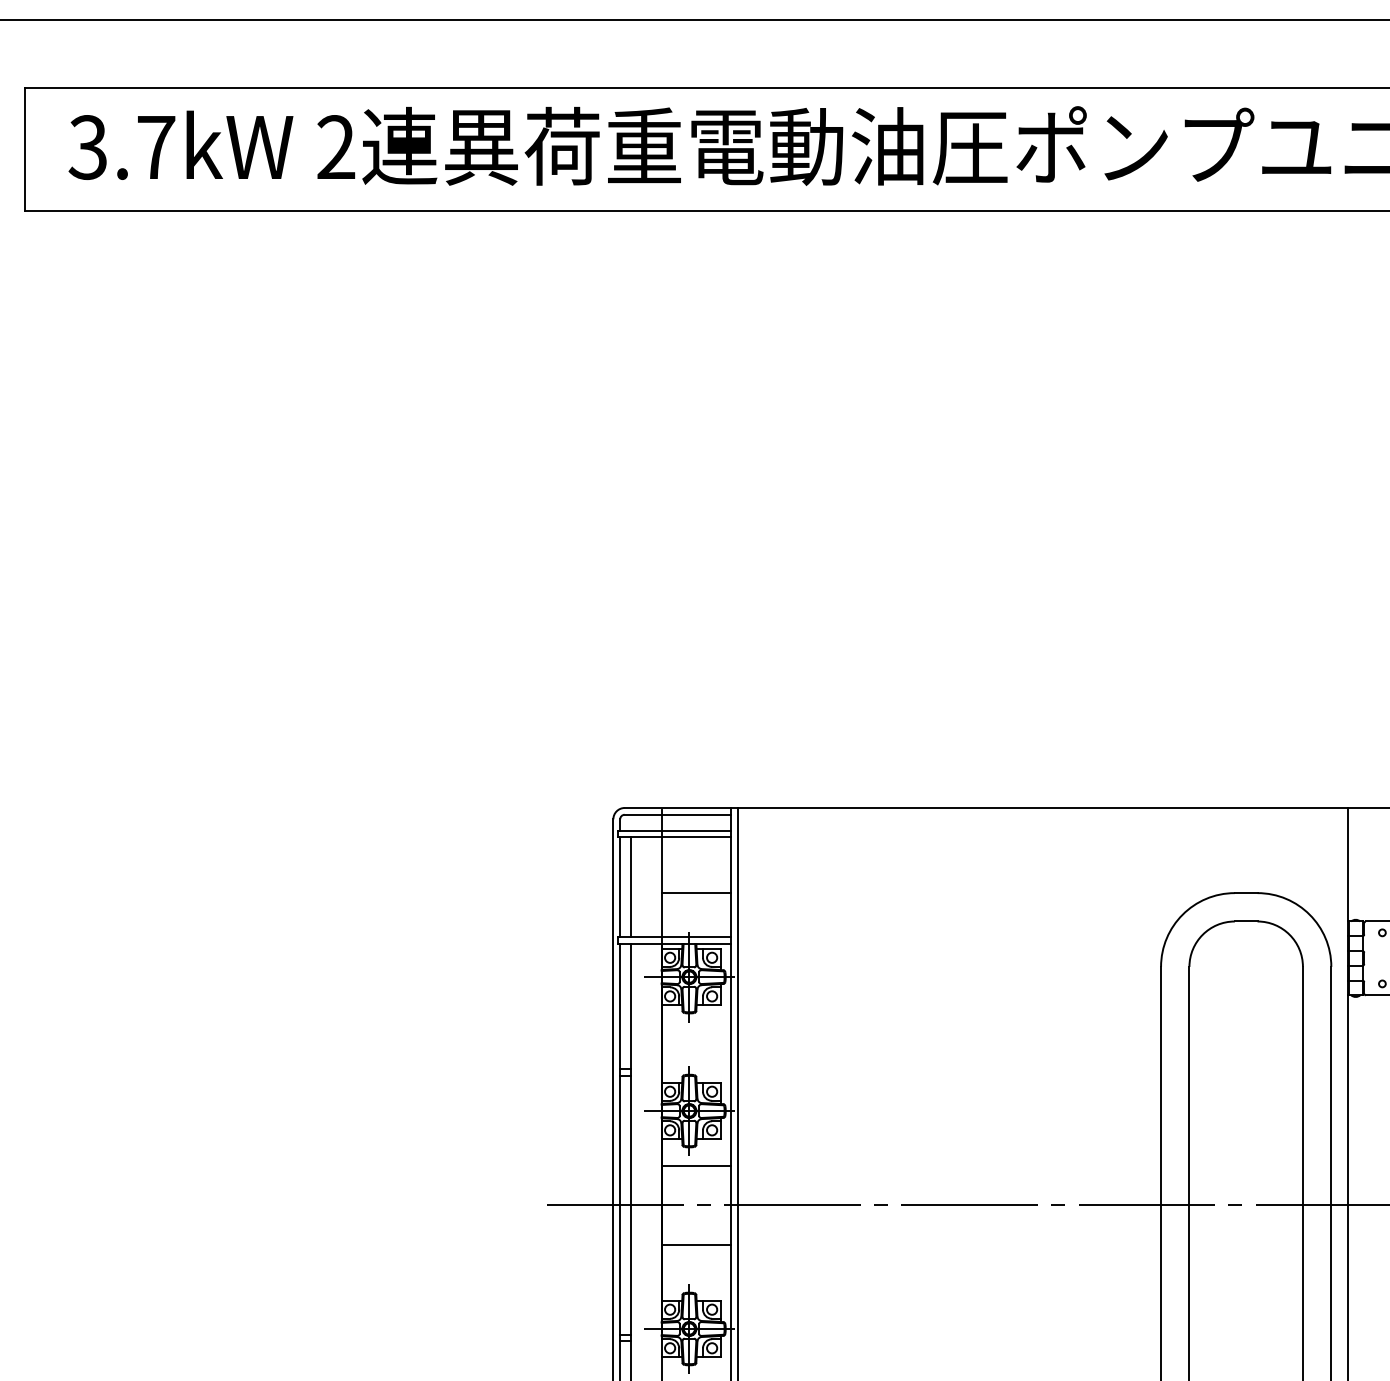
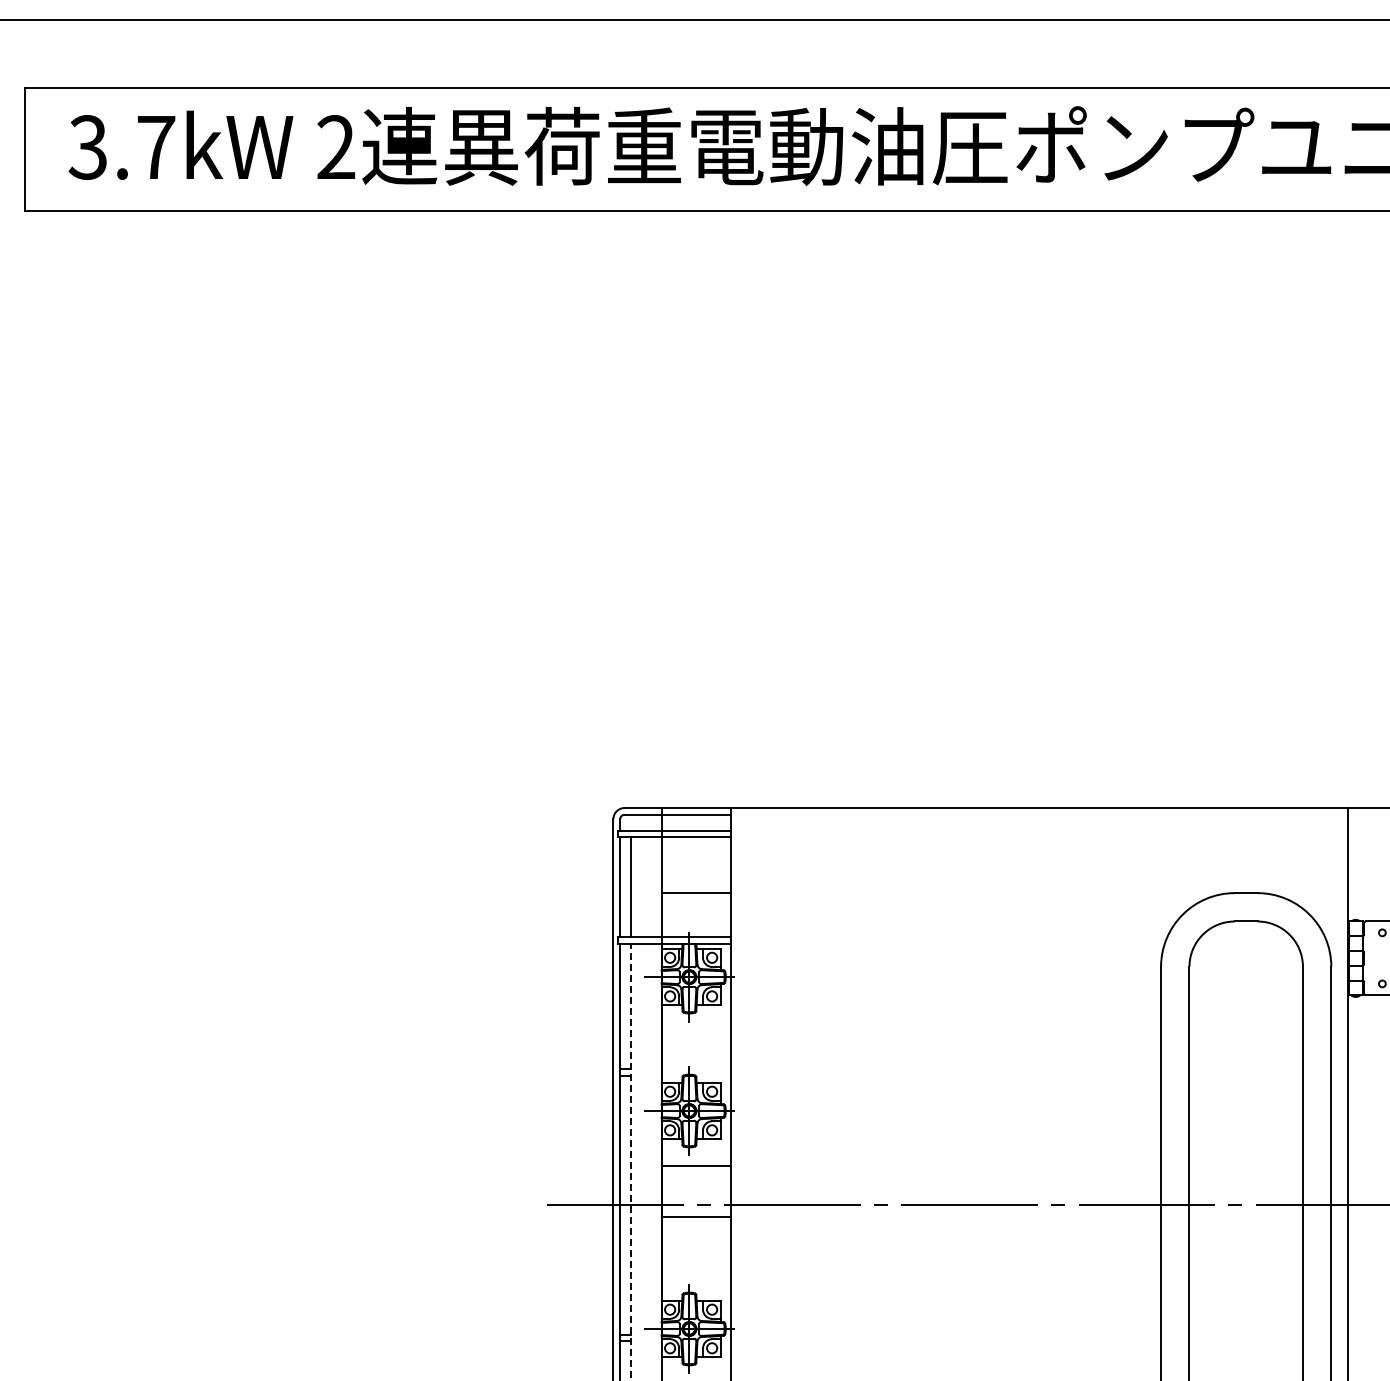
line: present -> none (738, 1092)
line: solid -> dashed (630, 1161)
line position: (696, 1245) -> (696, 1217) (696, 1217)
